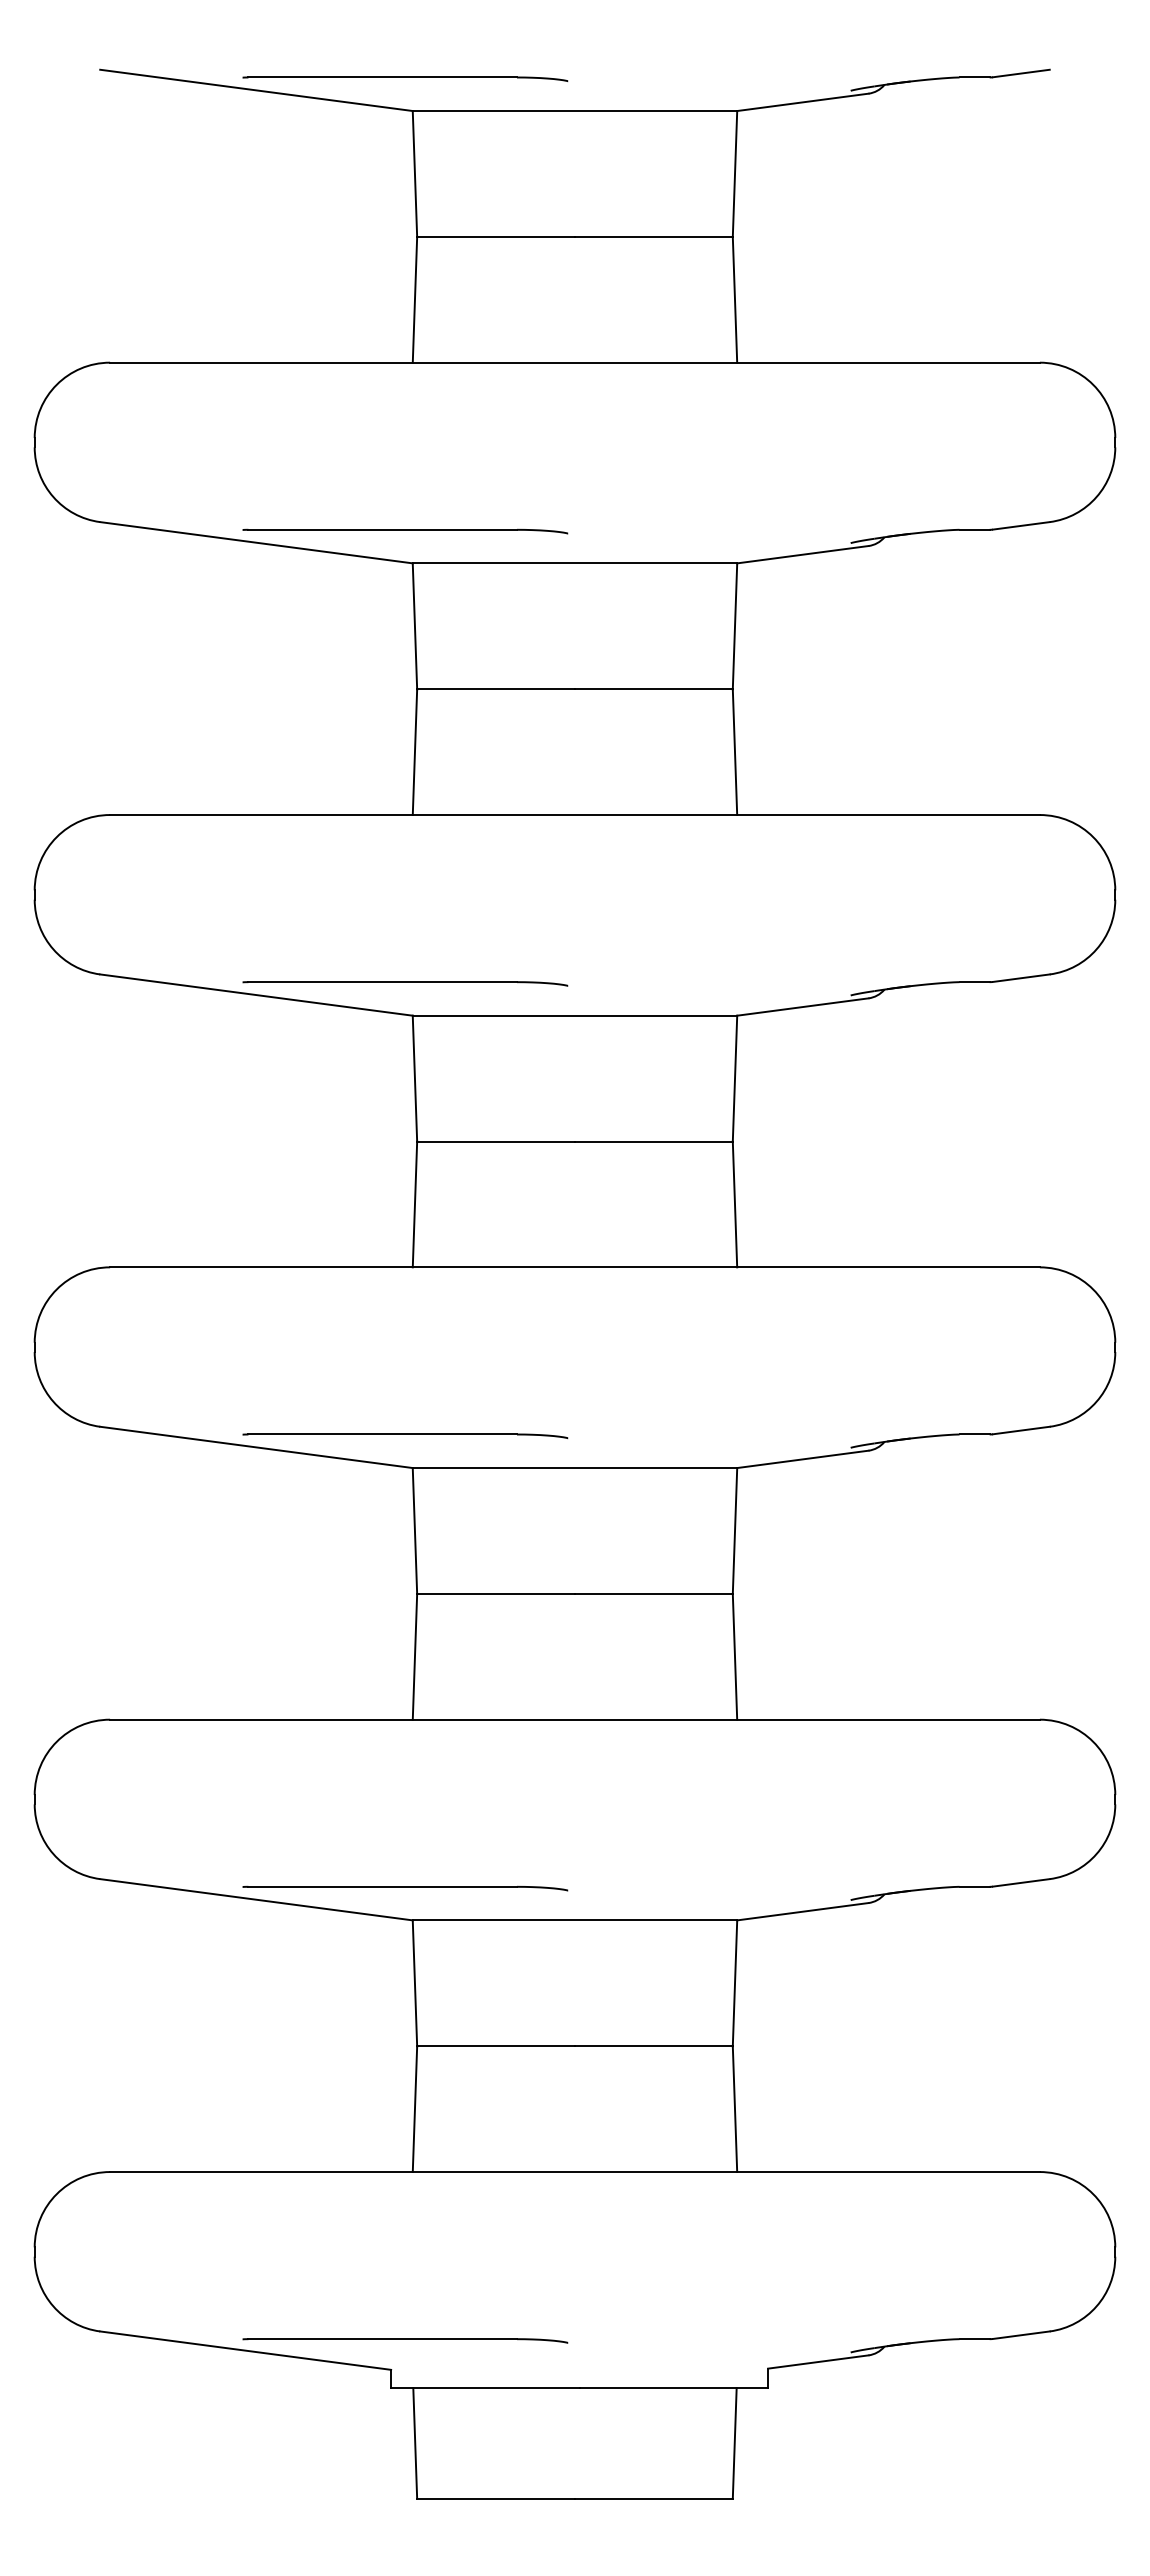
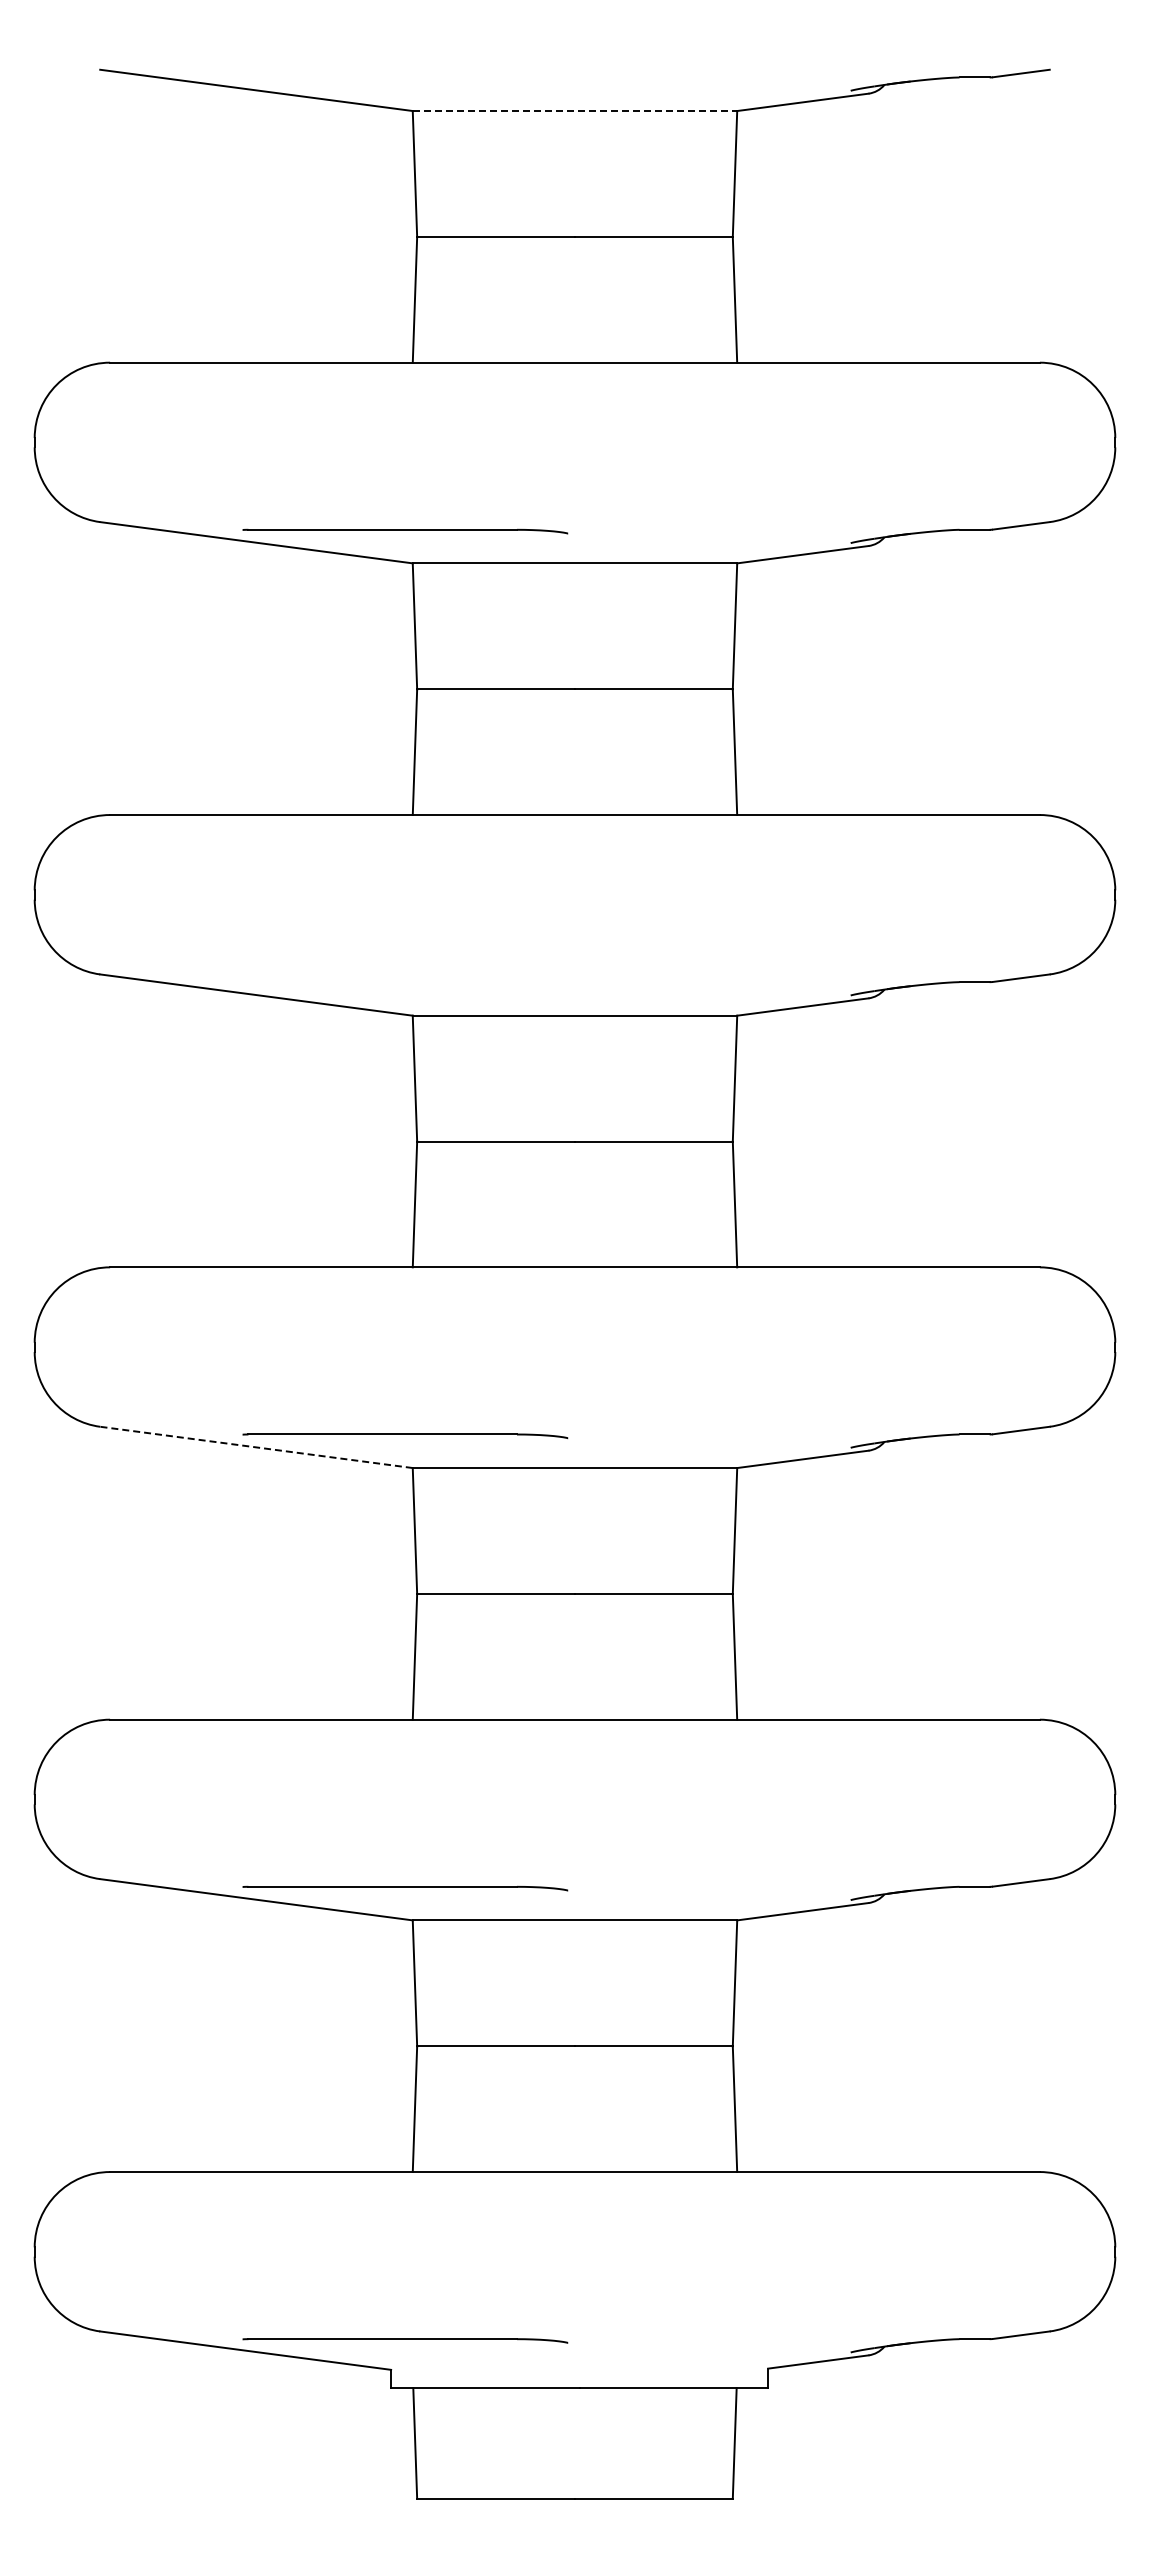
part: present -> none (405, 78)
line: solid -> dashed (575, 111)
part: present -> none (405, 983)
line: solid -> dashed (256, 1447)
